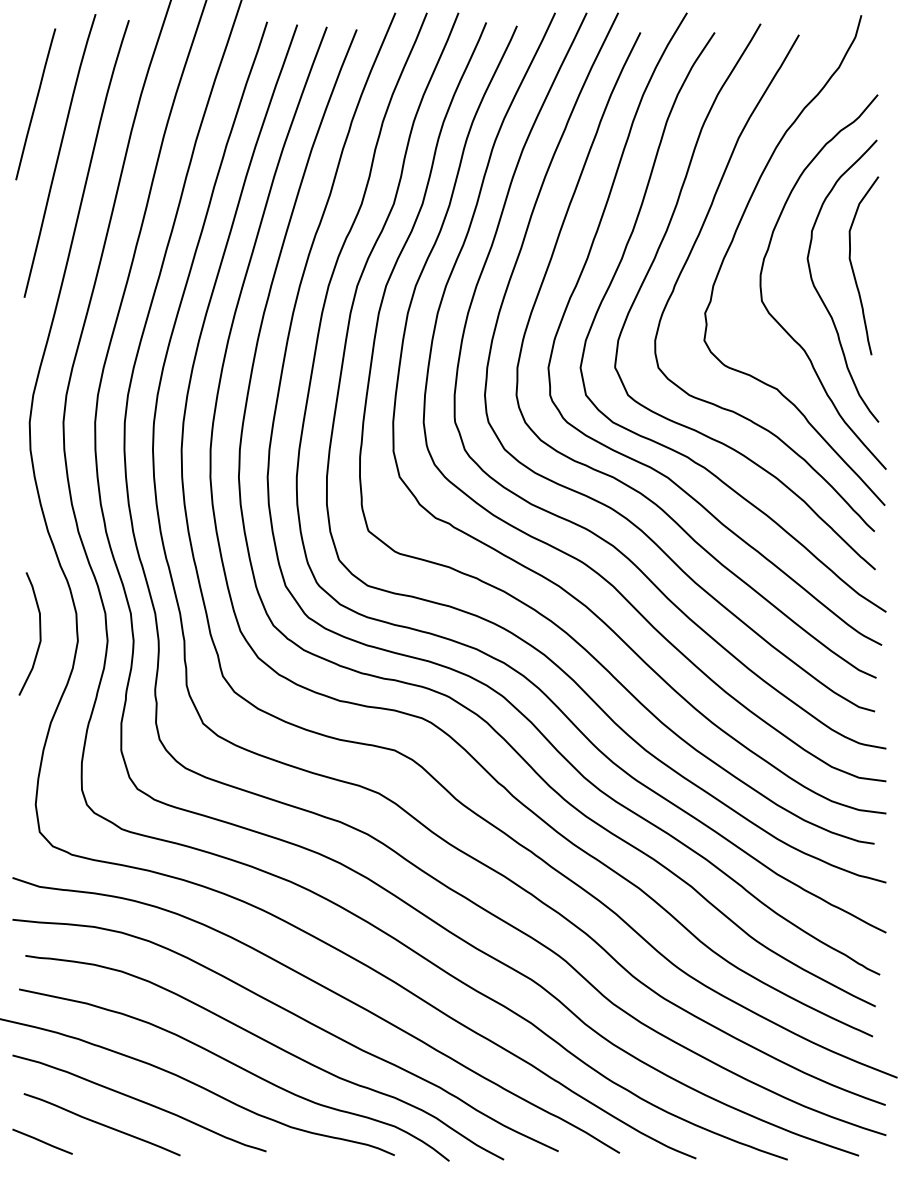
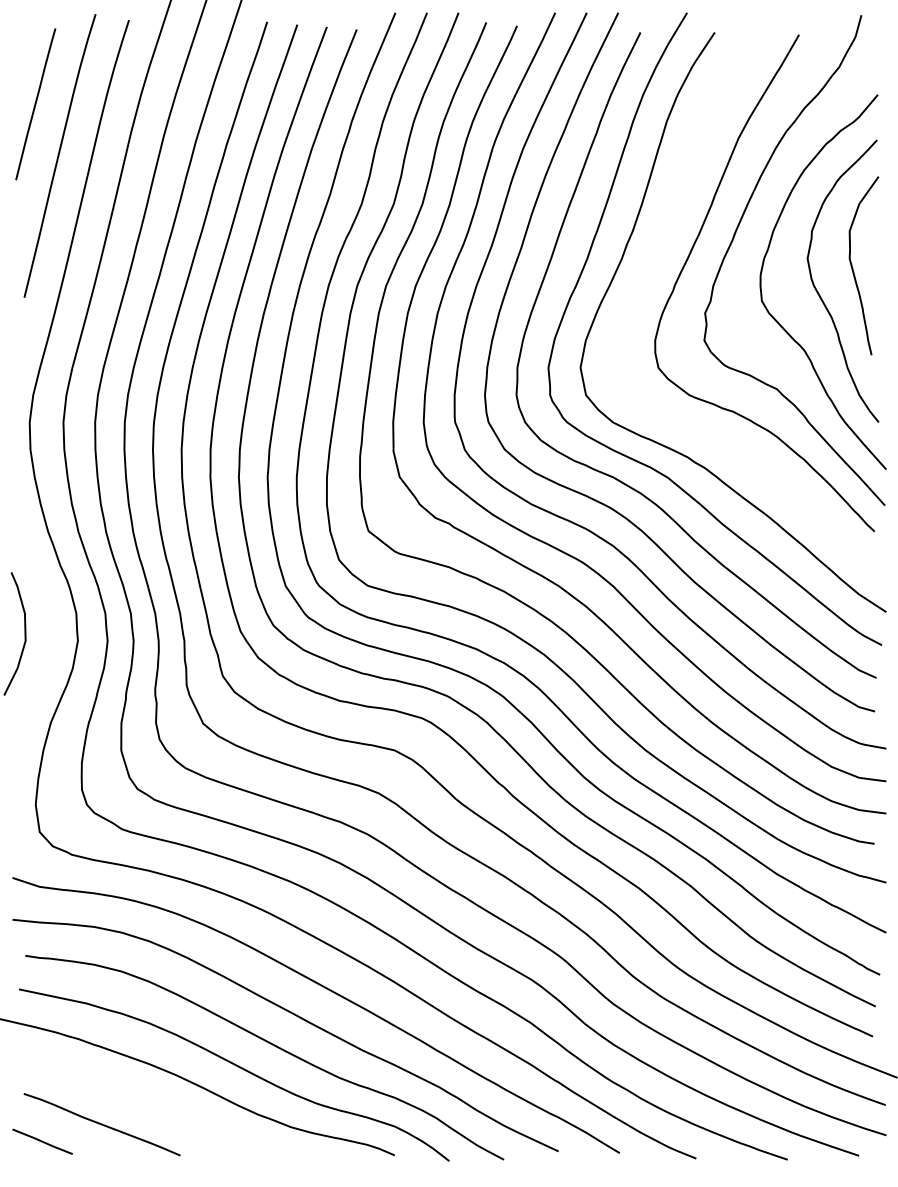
curve: present -> none (655, 259)
curve position: (39, 633) -> (24, 633) (24, 633)
curve: present -> none (139, 1101)
